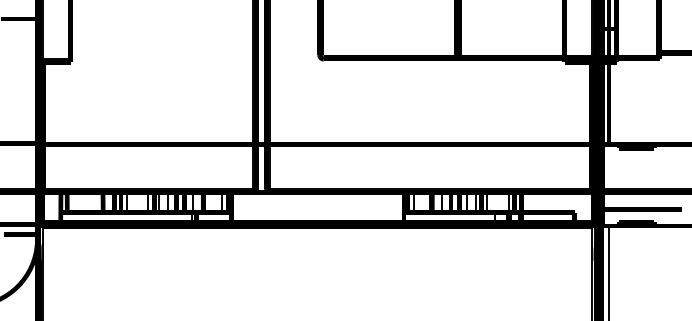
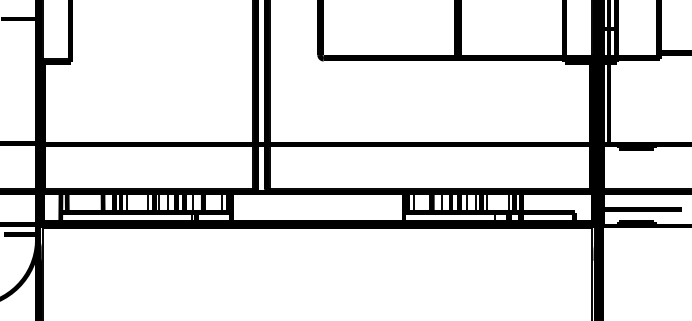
line: present -> none (608, 271)
